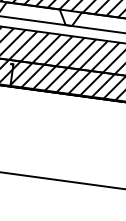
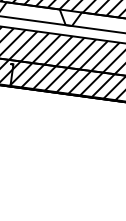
line: present -> none (62, 180)
